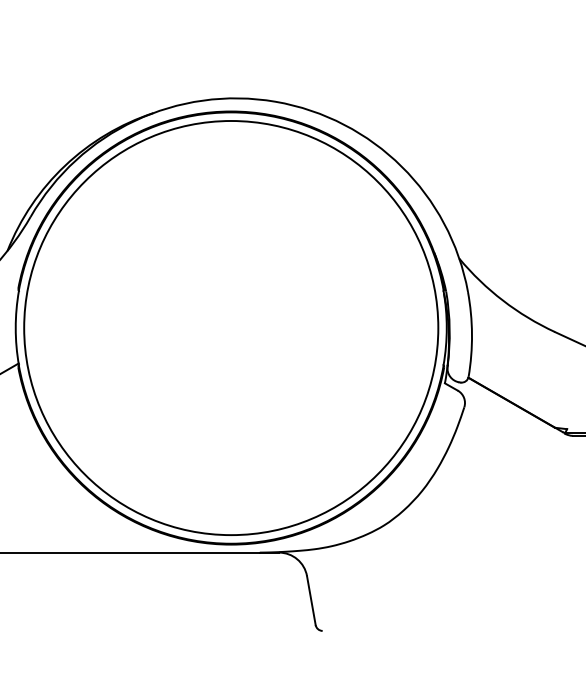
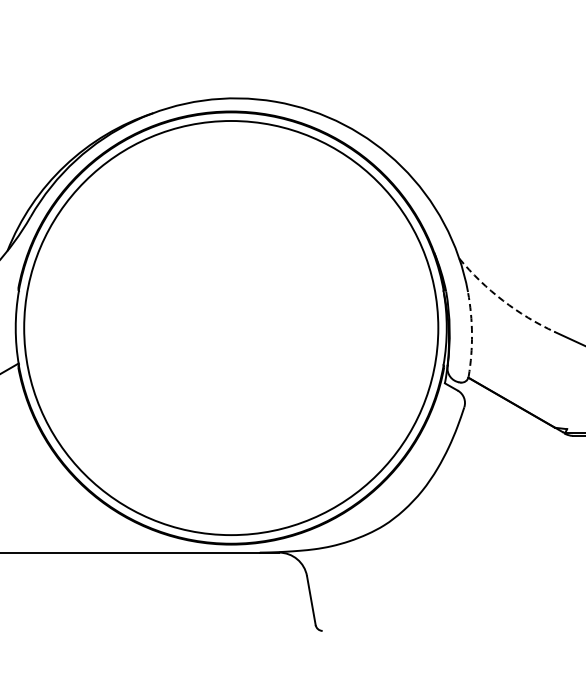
arc: solid -> dashed (503, 300)
arc: solid -> dashed (472, 334)
